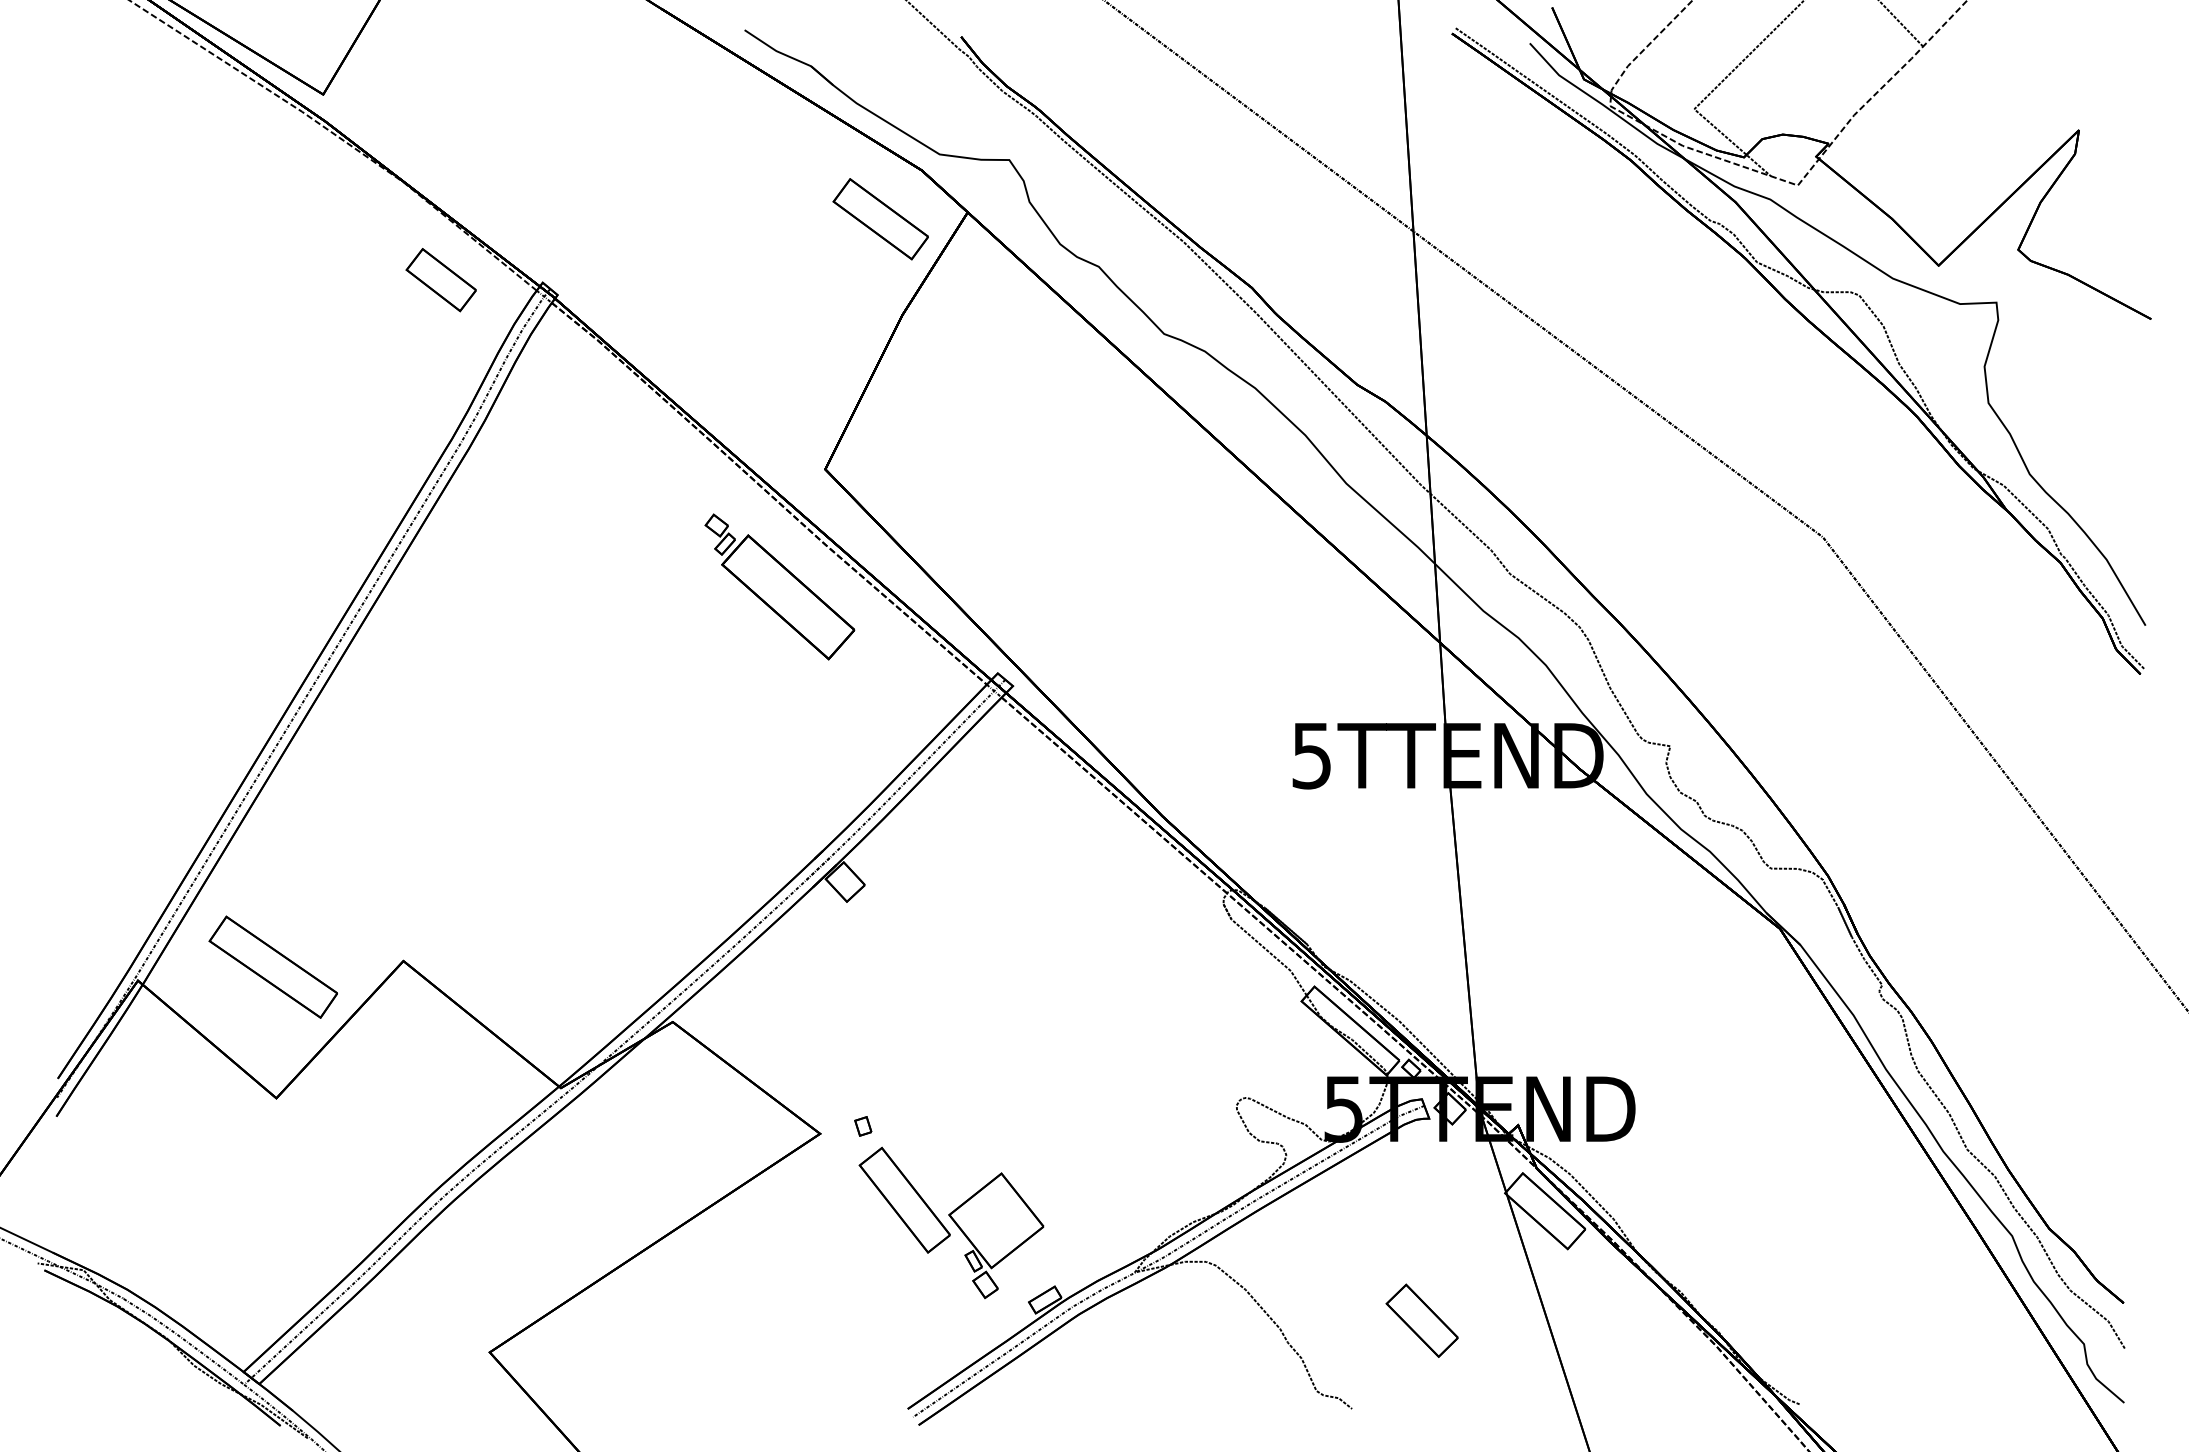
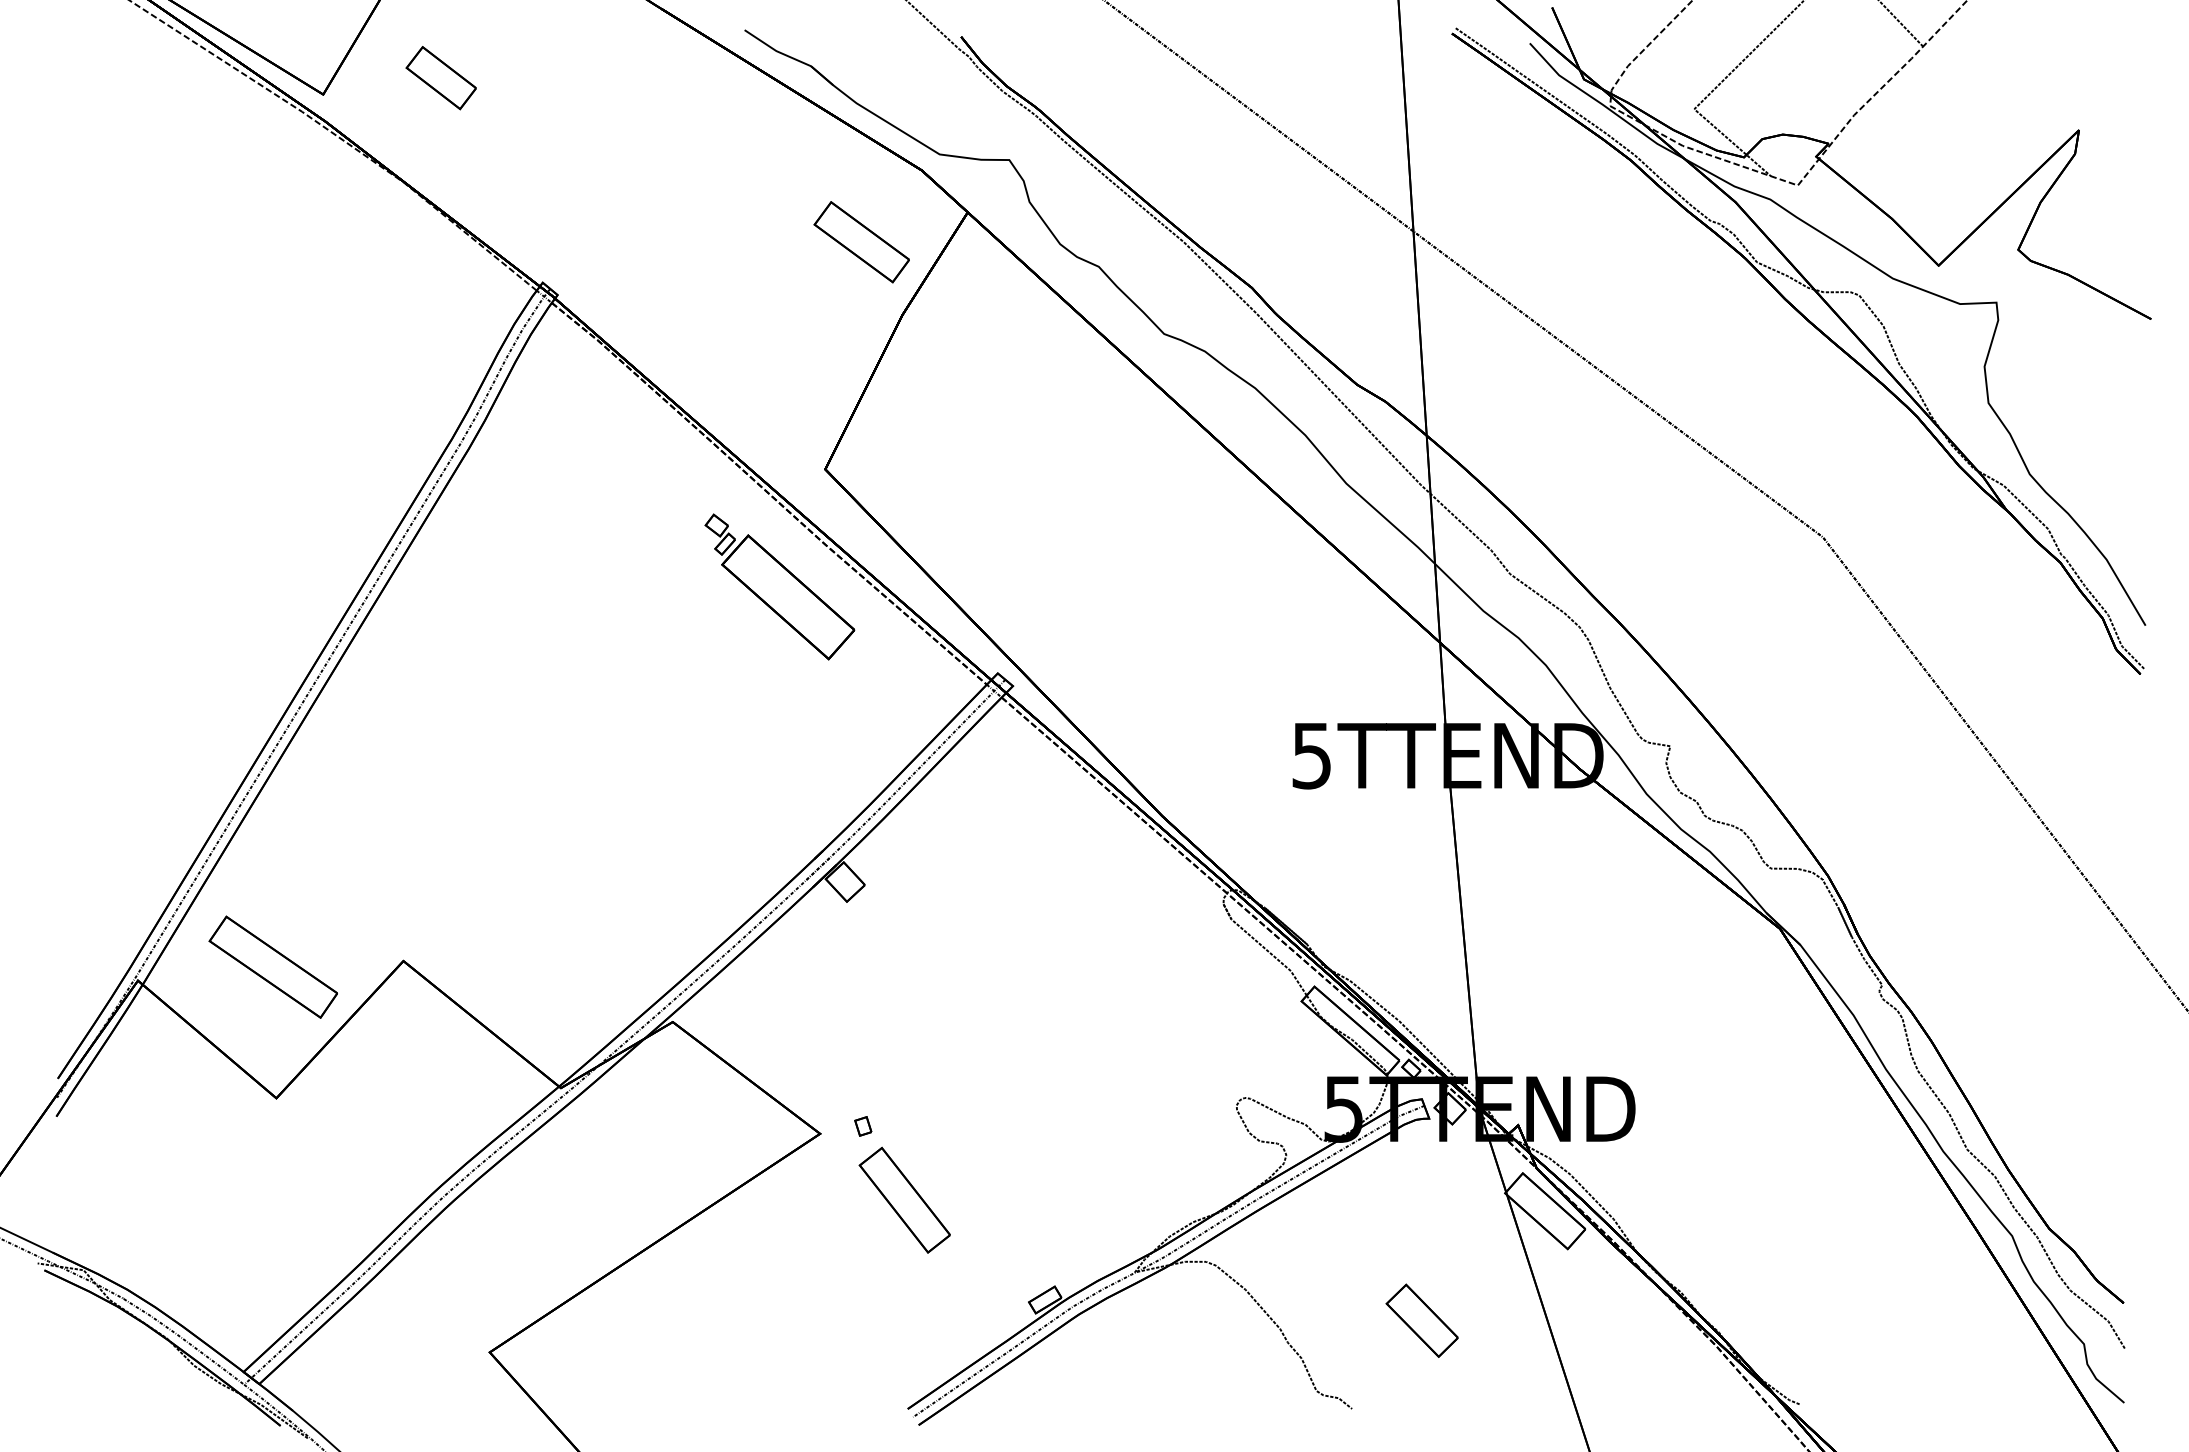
part position: (880, 219) -> (861, 242) (861, 242)
part position: (440, 280) -> (440, 78) (440, 78)
part: present -> none (996, 1235)
